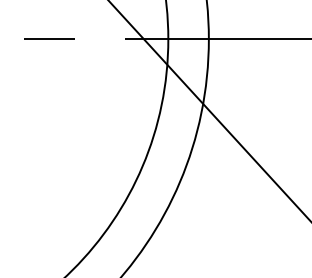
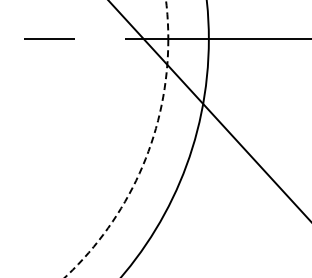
circle: solid -> dashed (116, 138)
